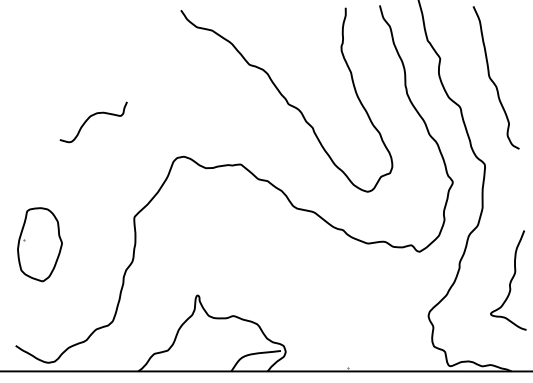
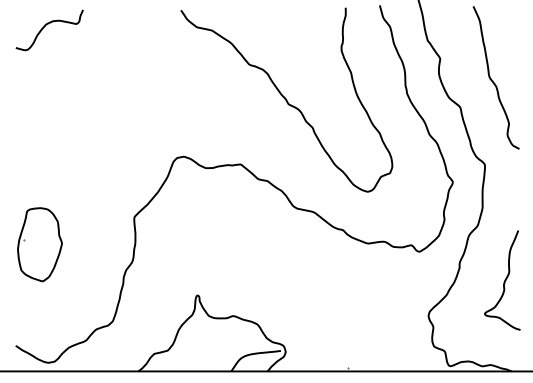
curve position: (89, 118) -> (45, 26) (45, 26)
curve position: (510, 280) -> (504, 280) (504, 280)
